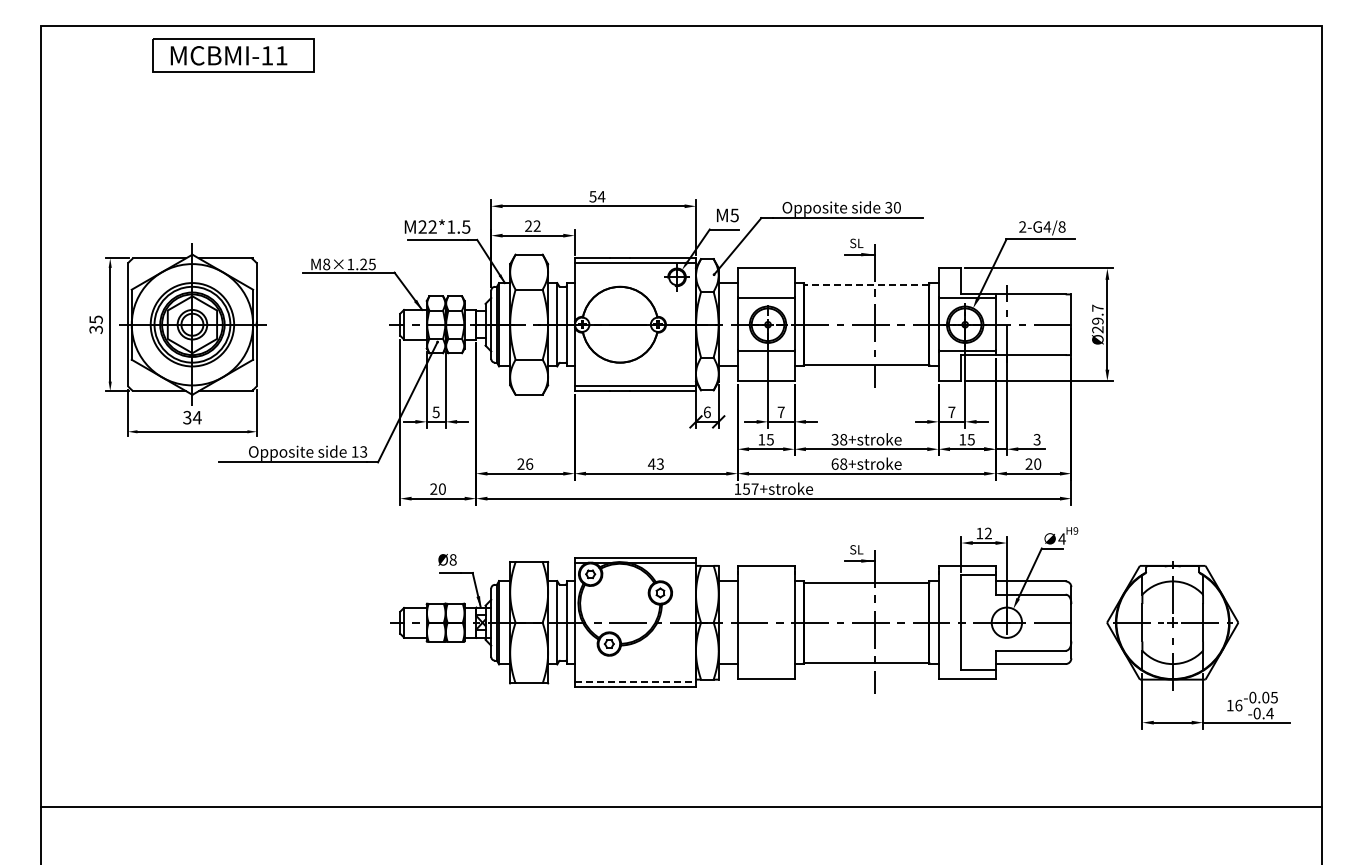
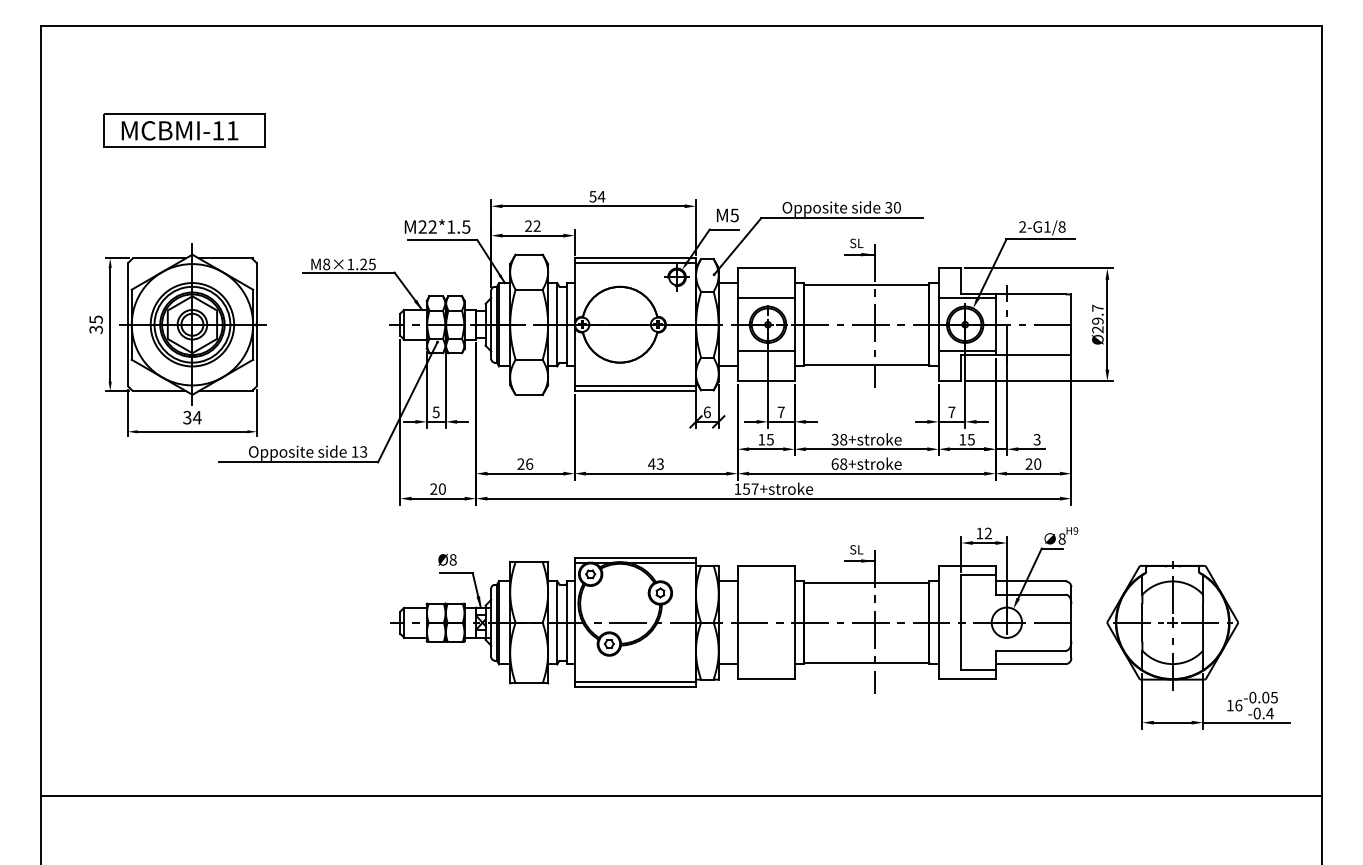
part position: (233, 55) -> (184, 130) (184, 130)
text: 2-G4/8 -> 2-G1/8 (1047, 226)
line: dashed -> solid (866, 284)
text: 4 -> 8 (1061, 538)
line: dashed -> solid (635, 682)
line position: (681, 807) -> (681, 796) (681, 796)
